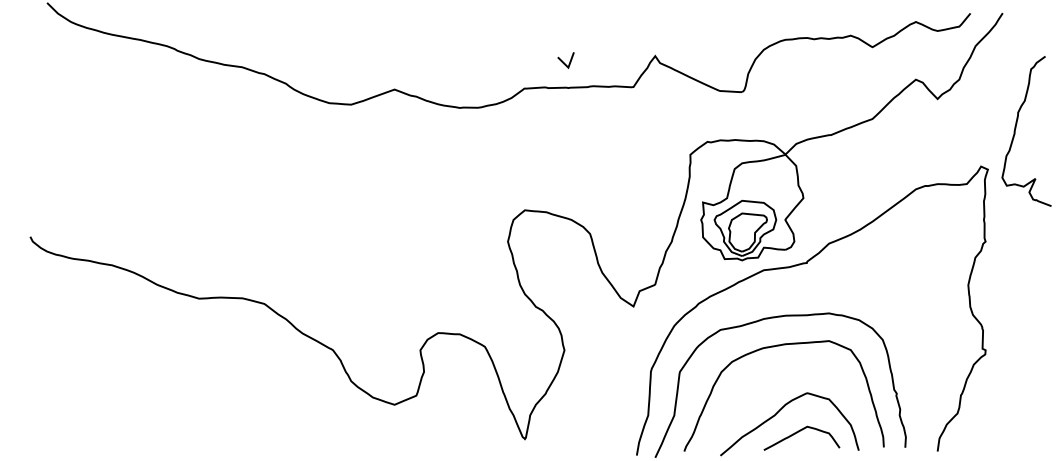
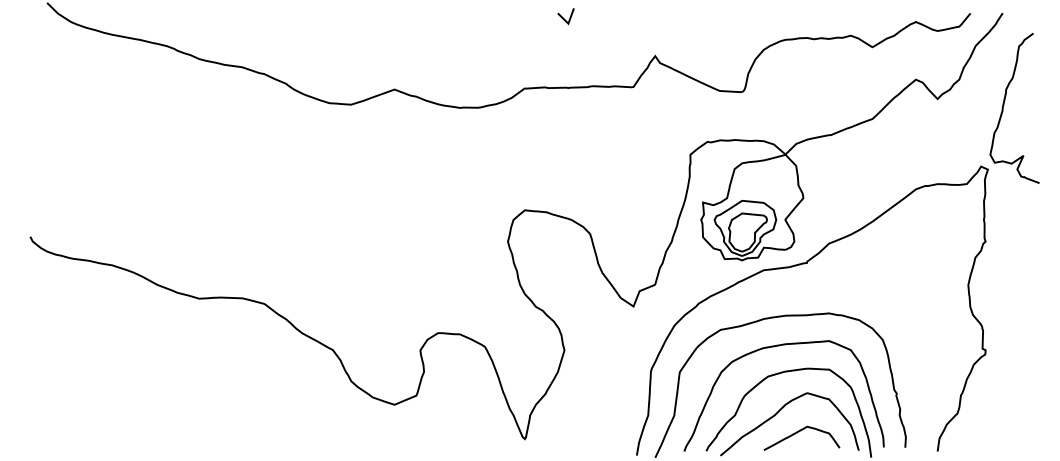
line position: (563, 61) -> (563, 17) (563, 17)
curve position: (1016, 128) -> (1004, 105) (1004, 105)
curve: none -> present (779, 374)
